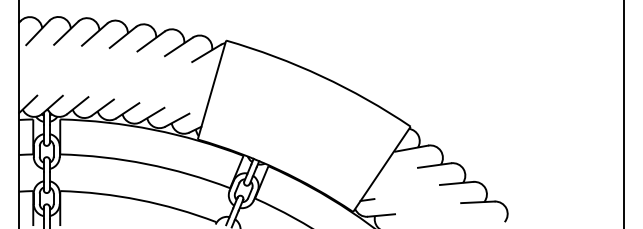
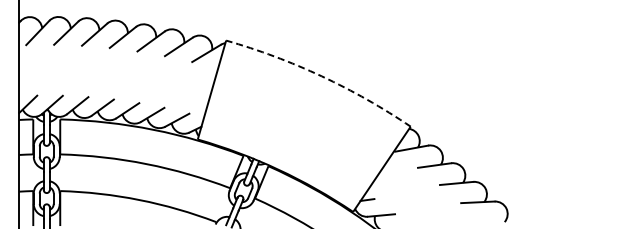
arc: solid -> dashed (321, 76)
line: present -> none (623, 113)
